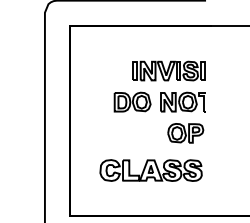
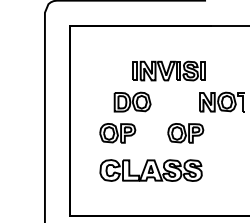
part position: (182, 101) -> (221, 101) (221, 101)
part: none -> present (117, 133)
